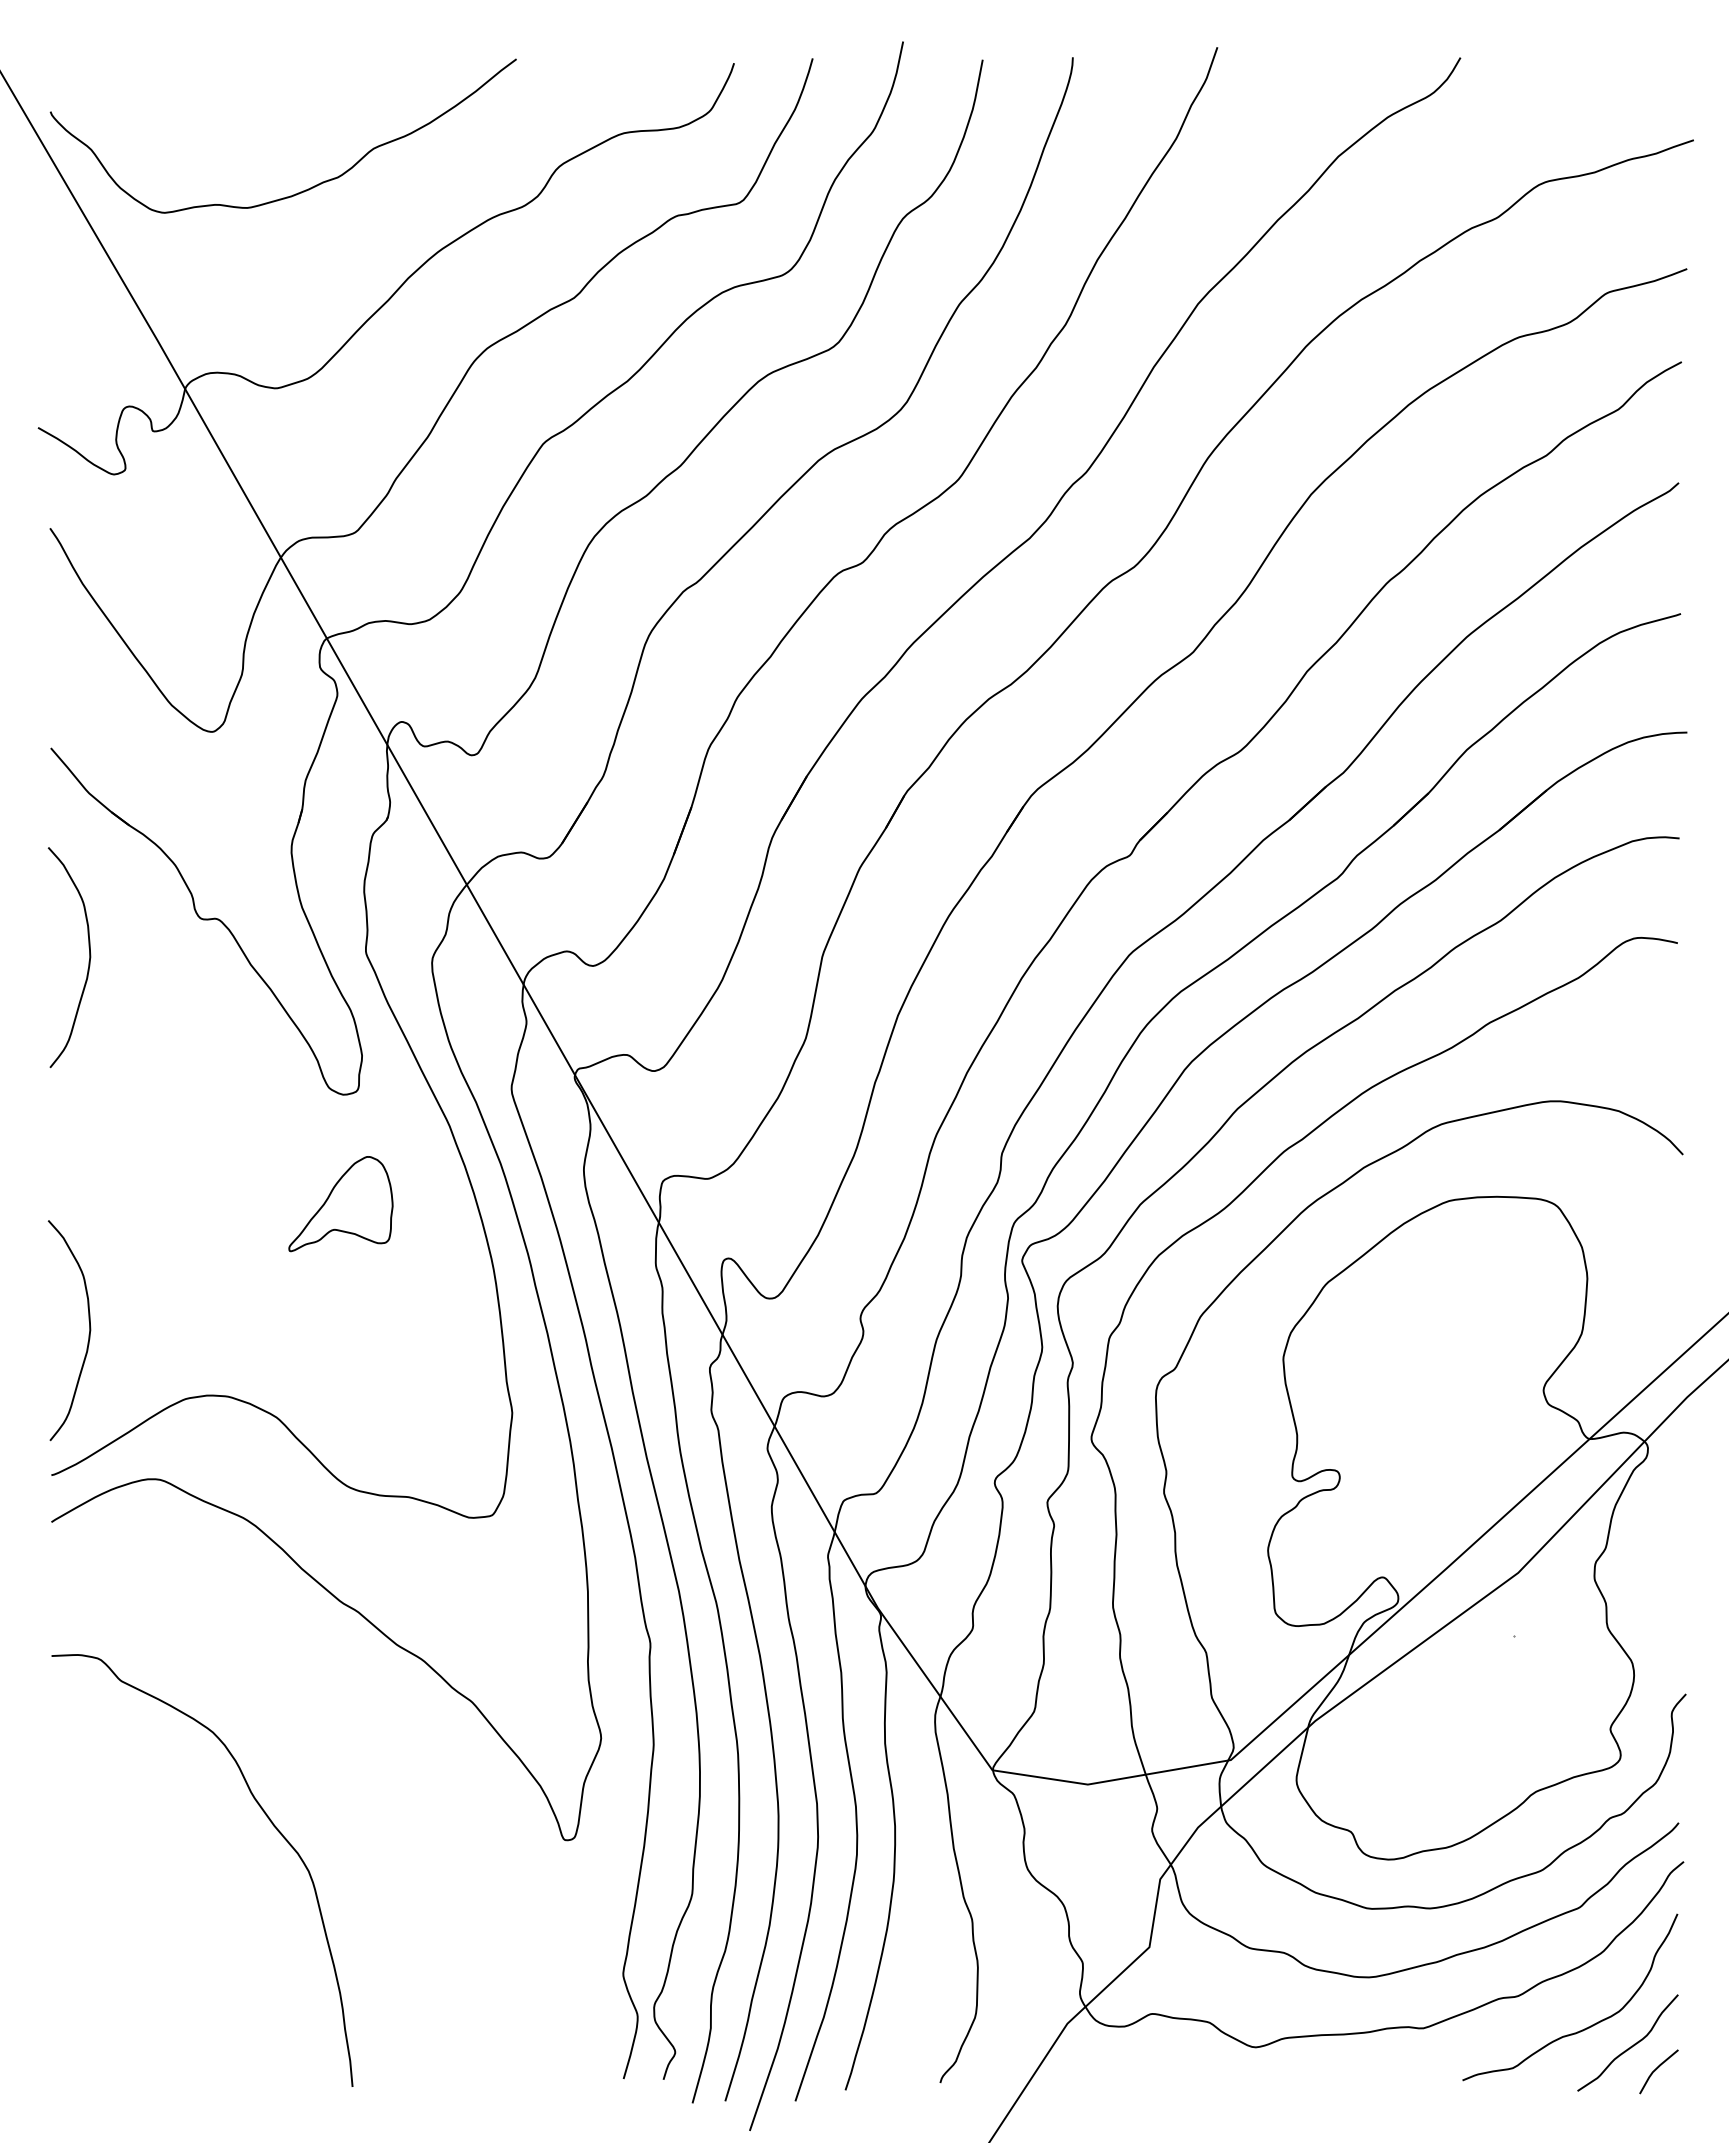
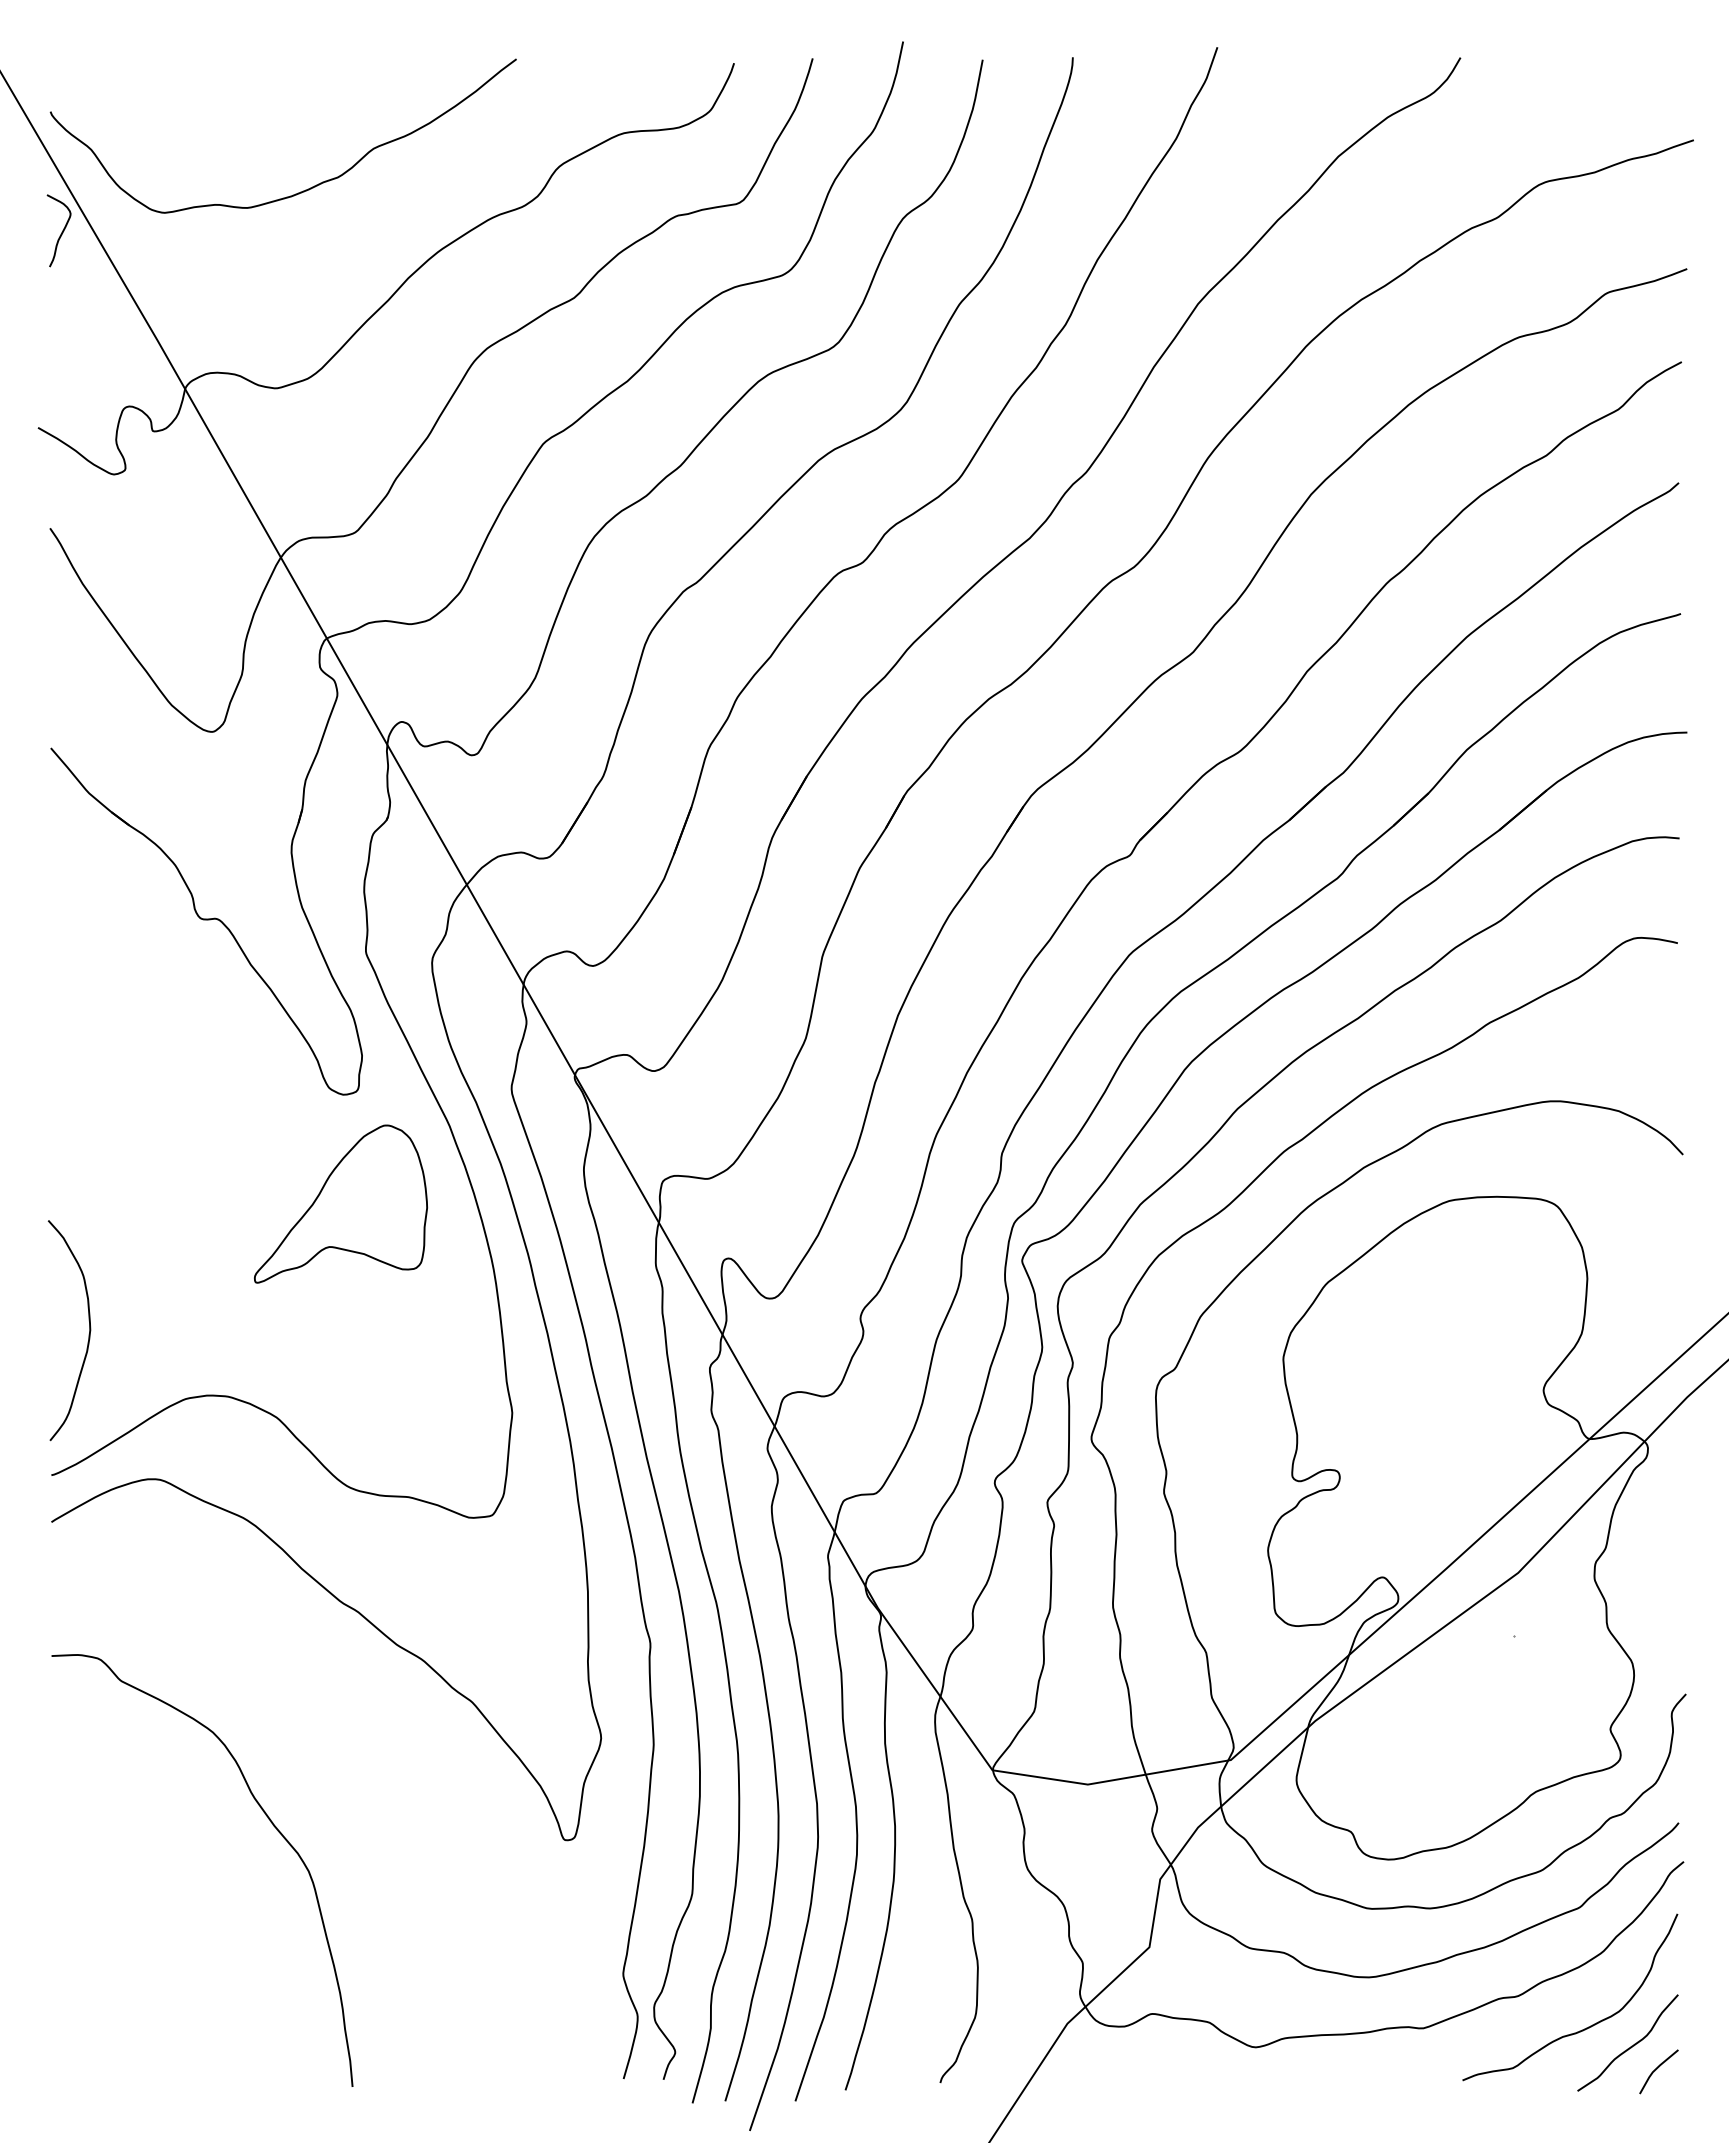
curve: none -> present (61, 232)
curve: present -> none (88, 961)
part size: 106x97 px -> 174x160 px (340, 1203)
